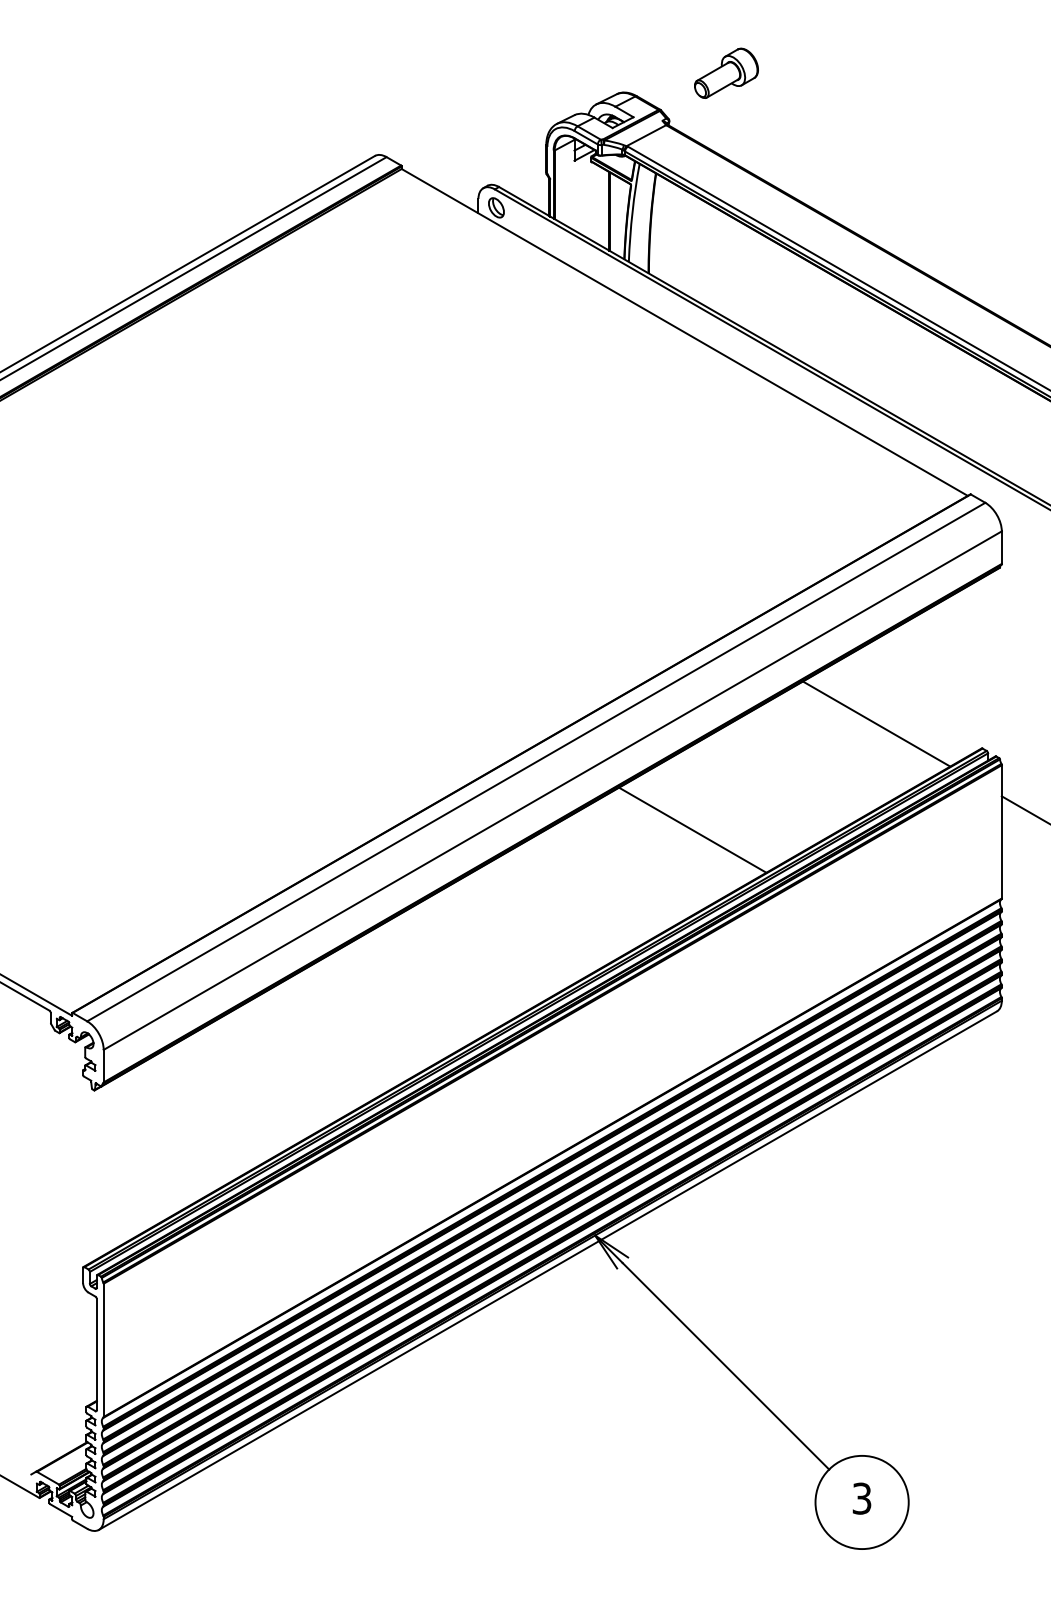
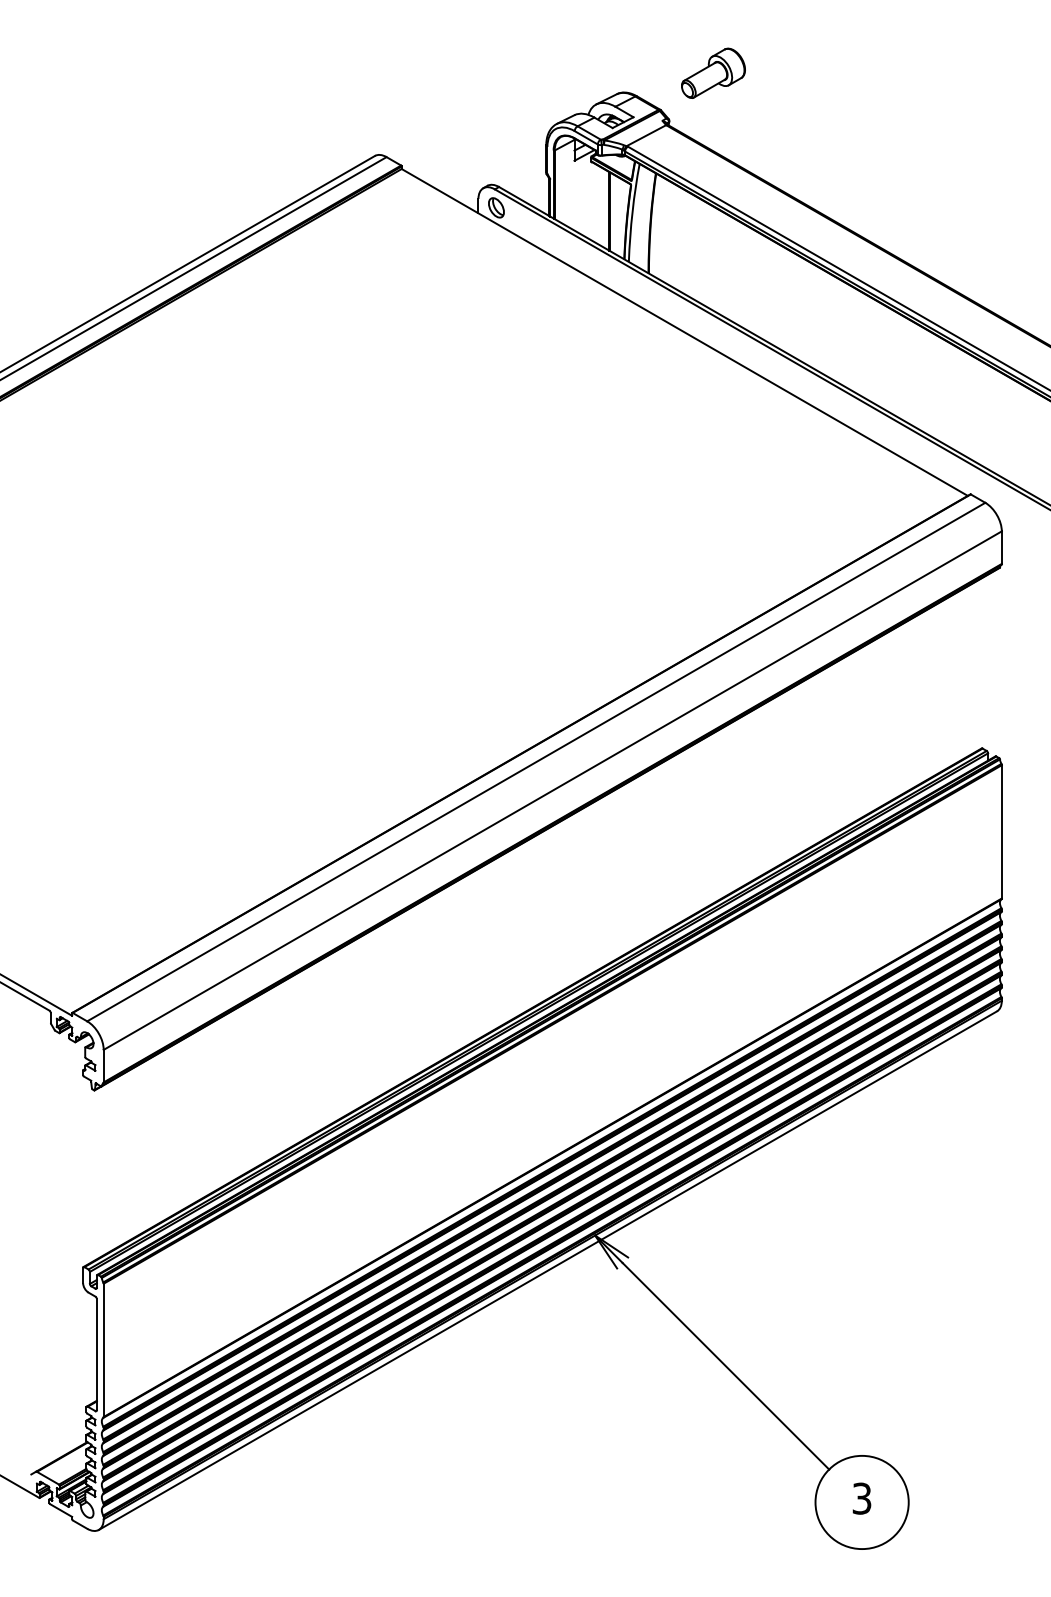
part position: (726, 72) -> (713, 72) (713, 72)
line: present -> none (876, 723)
line: present -> none (1024, 809)
line: present -> none (692, 829)
